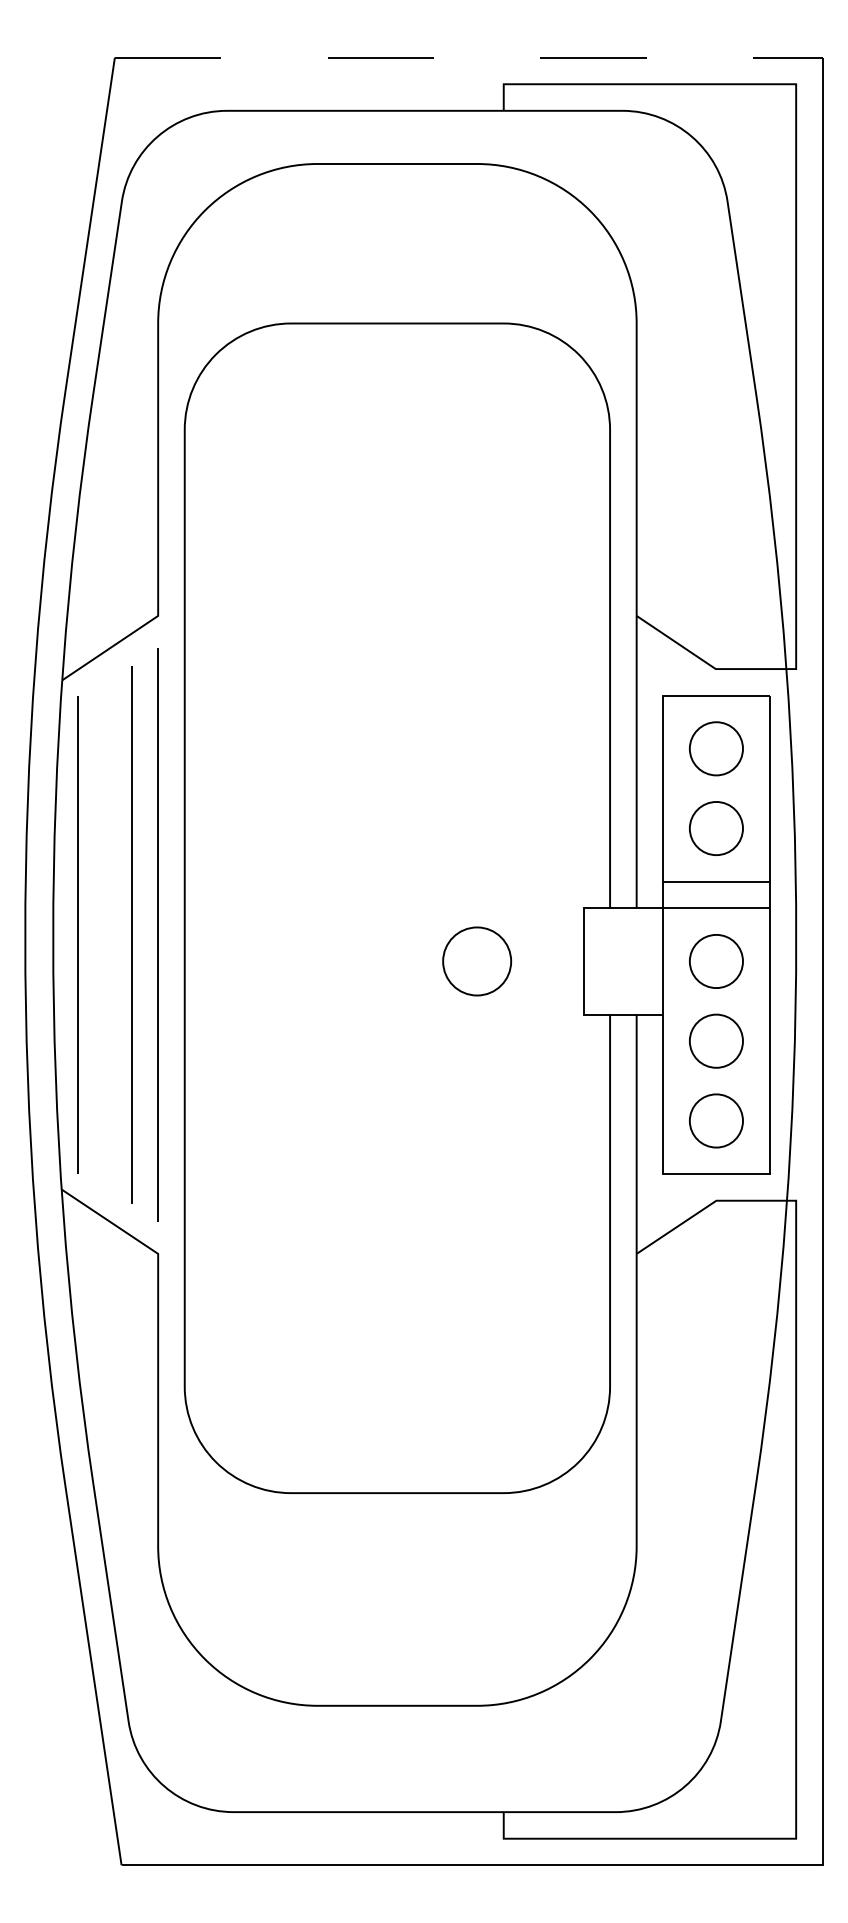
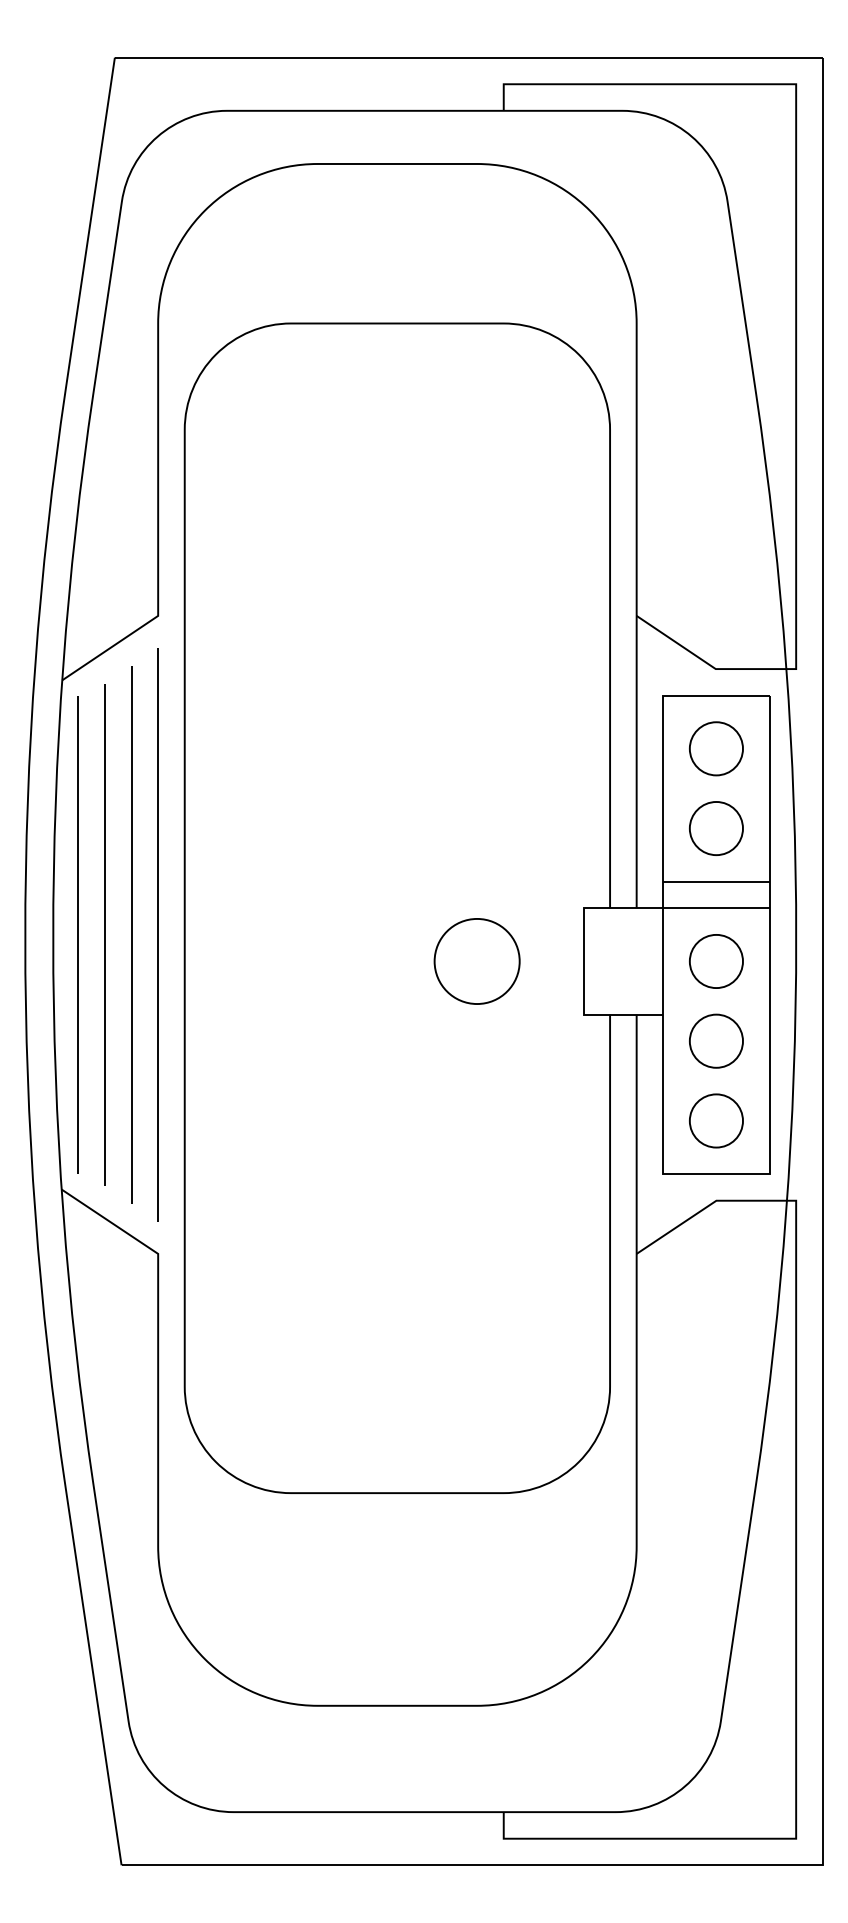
line: dashed -> solid (468, 57)
line: none -> present (104, 934)
circle diameter: 68 px -> 85 px (476, 961)
